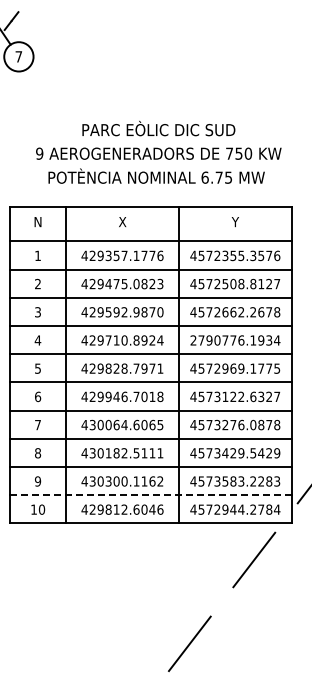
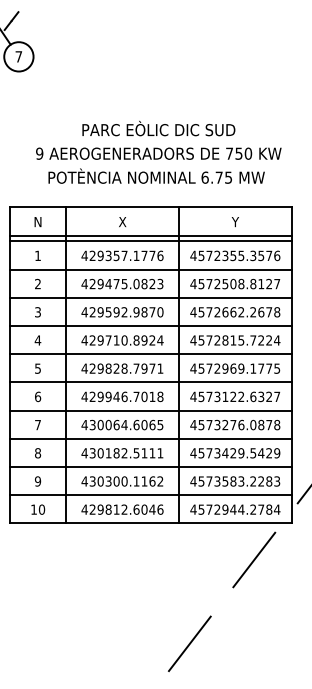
line: none -> present (150, 235)
text: 2790776.1934 -> 4572815.7224 (231, 340)
line: dashed -> solid (150, 495)
